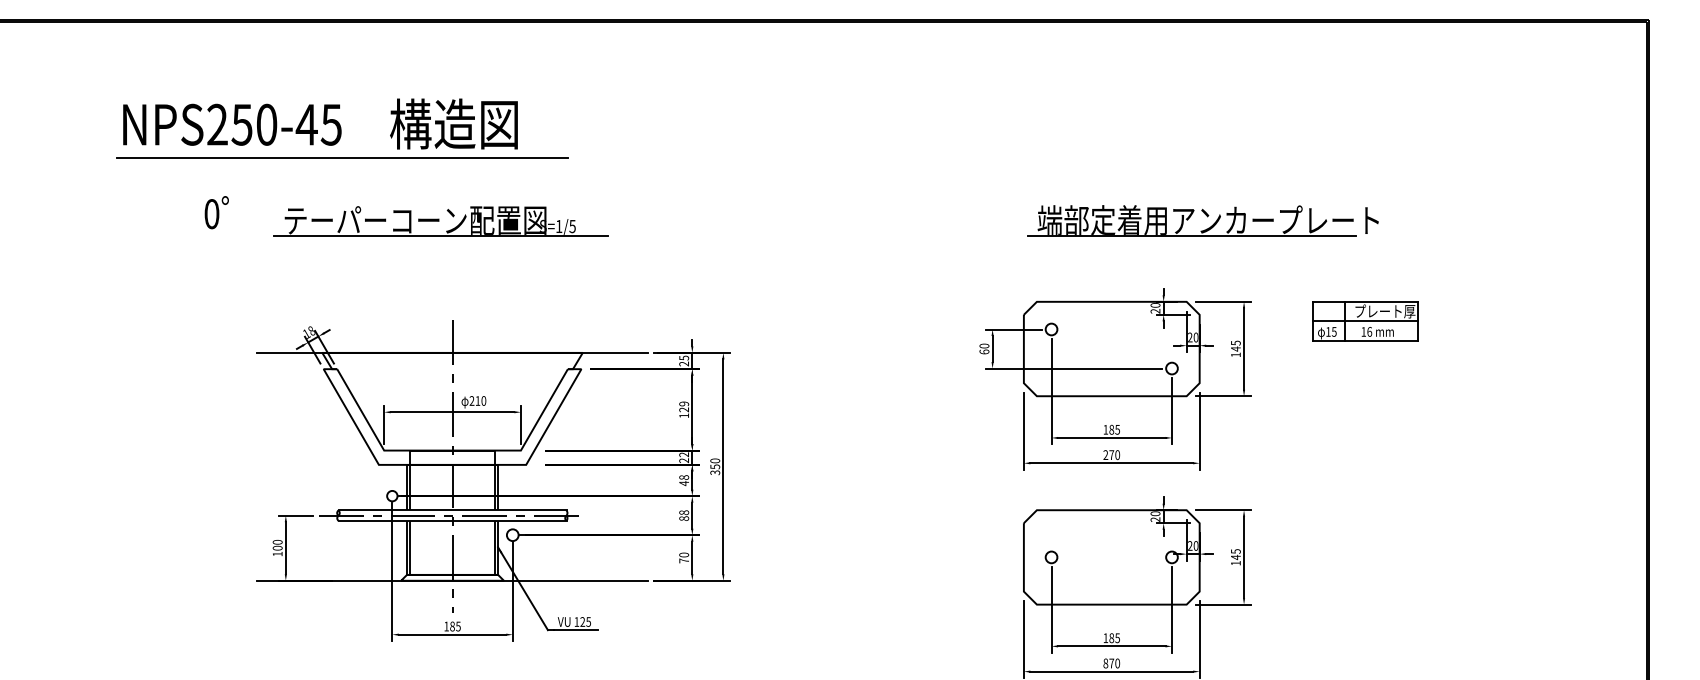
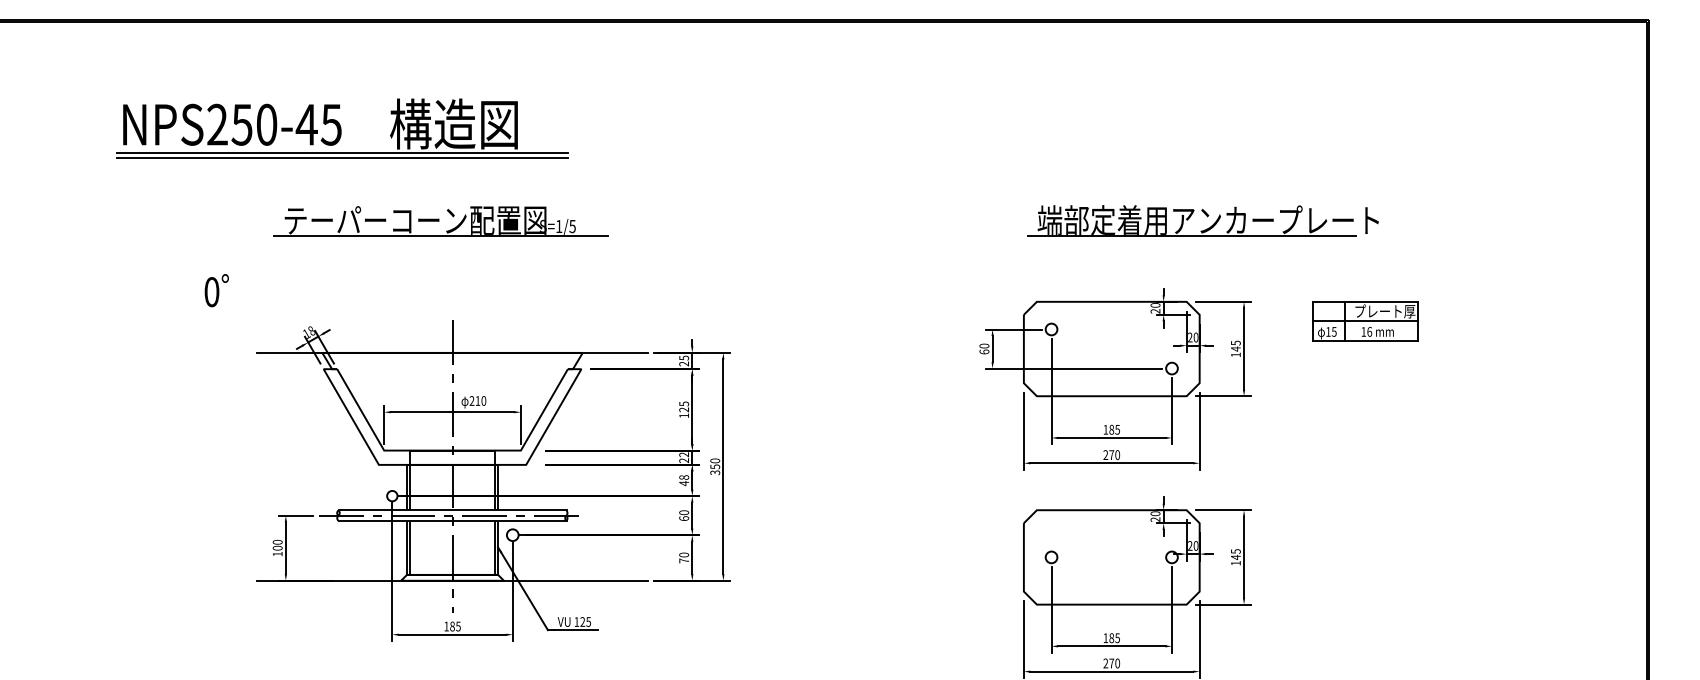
line: none -> present (342, 152)
text position: (216, 212) -> (216, 290) (216, 290)
text: 129 -> 125 (683, 403)
text: 88 -> 60 (683, 515)
text: 870 -> 270 (1105, 663)
